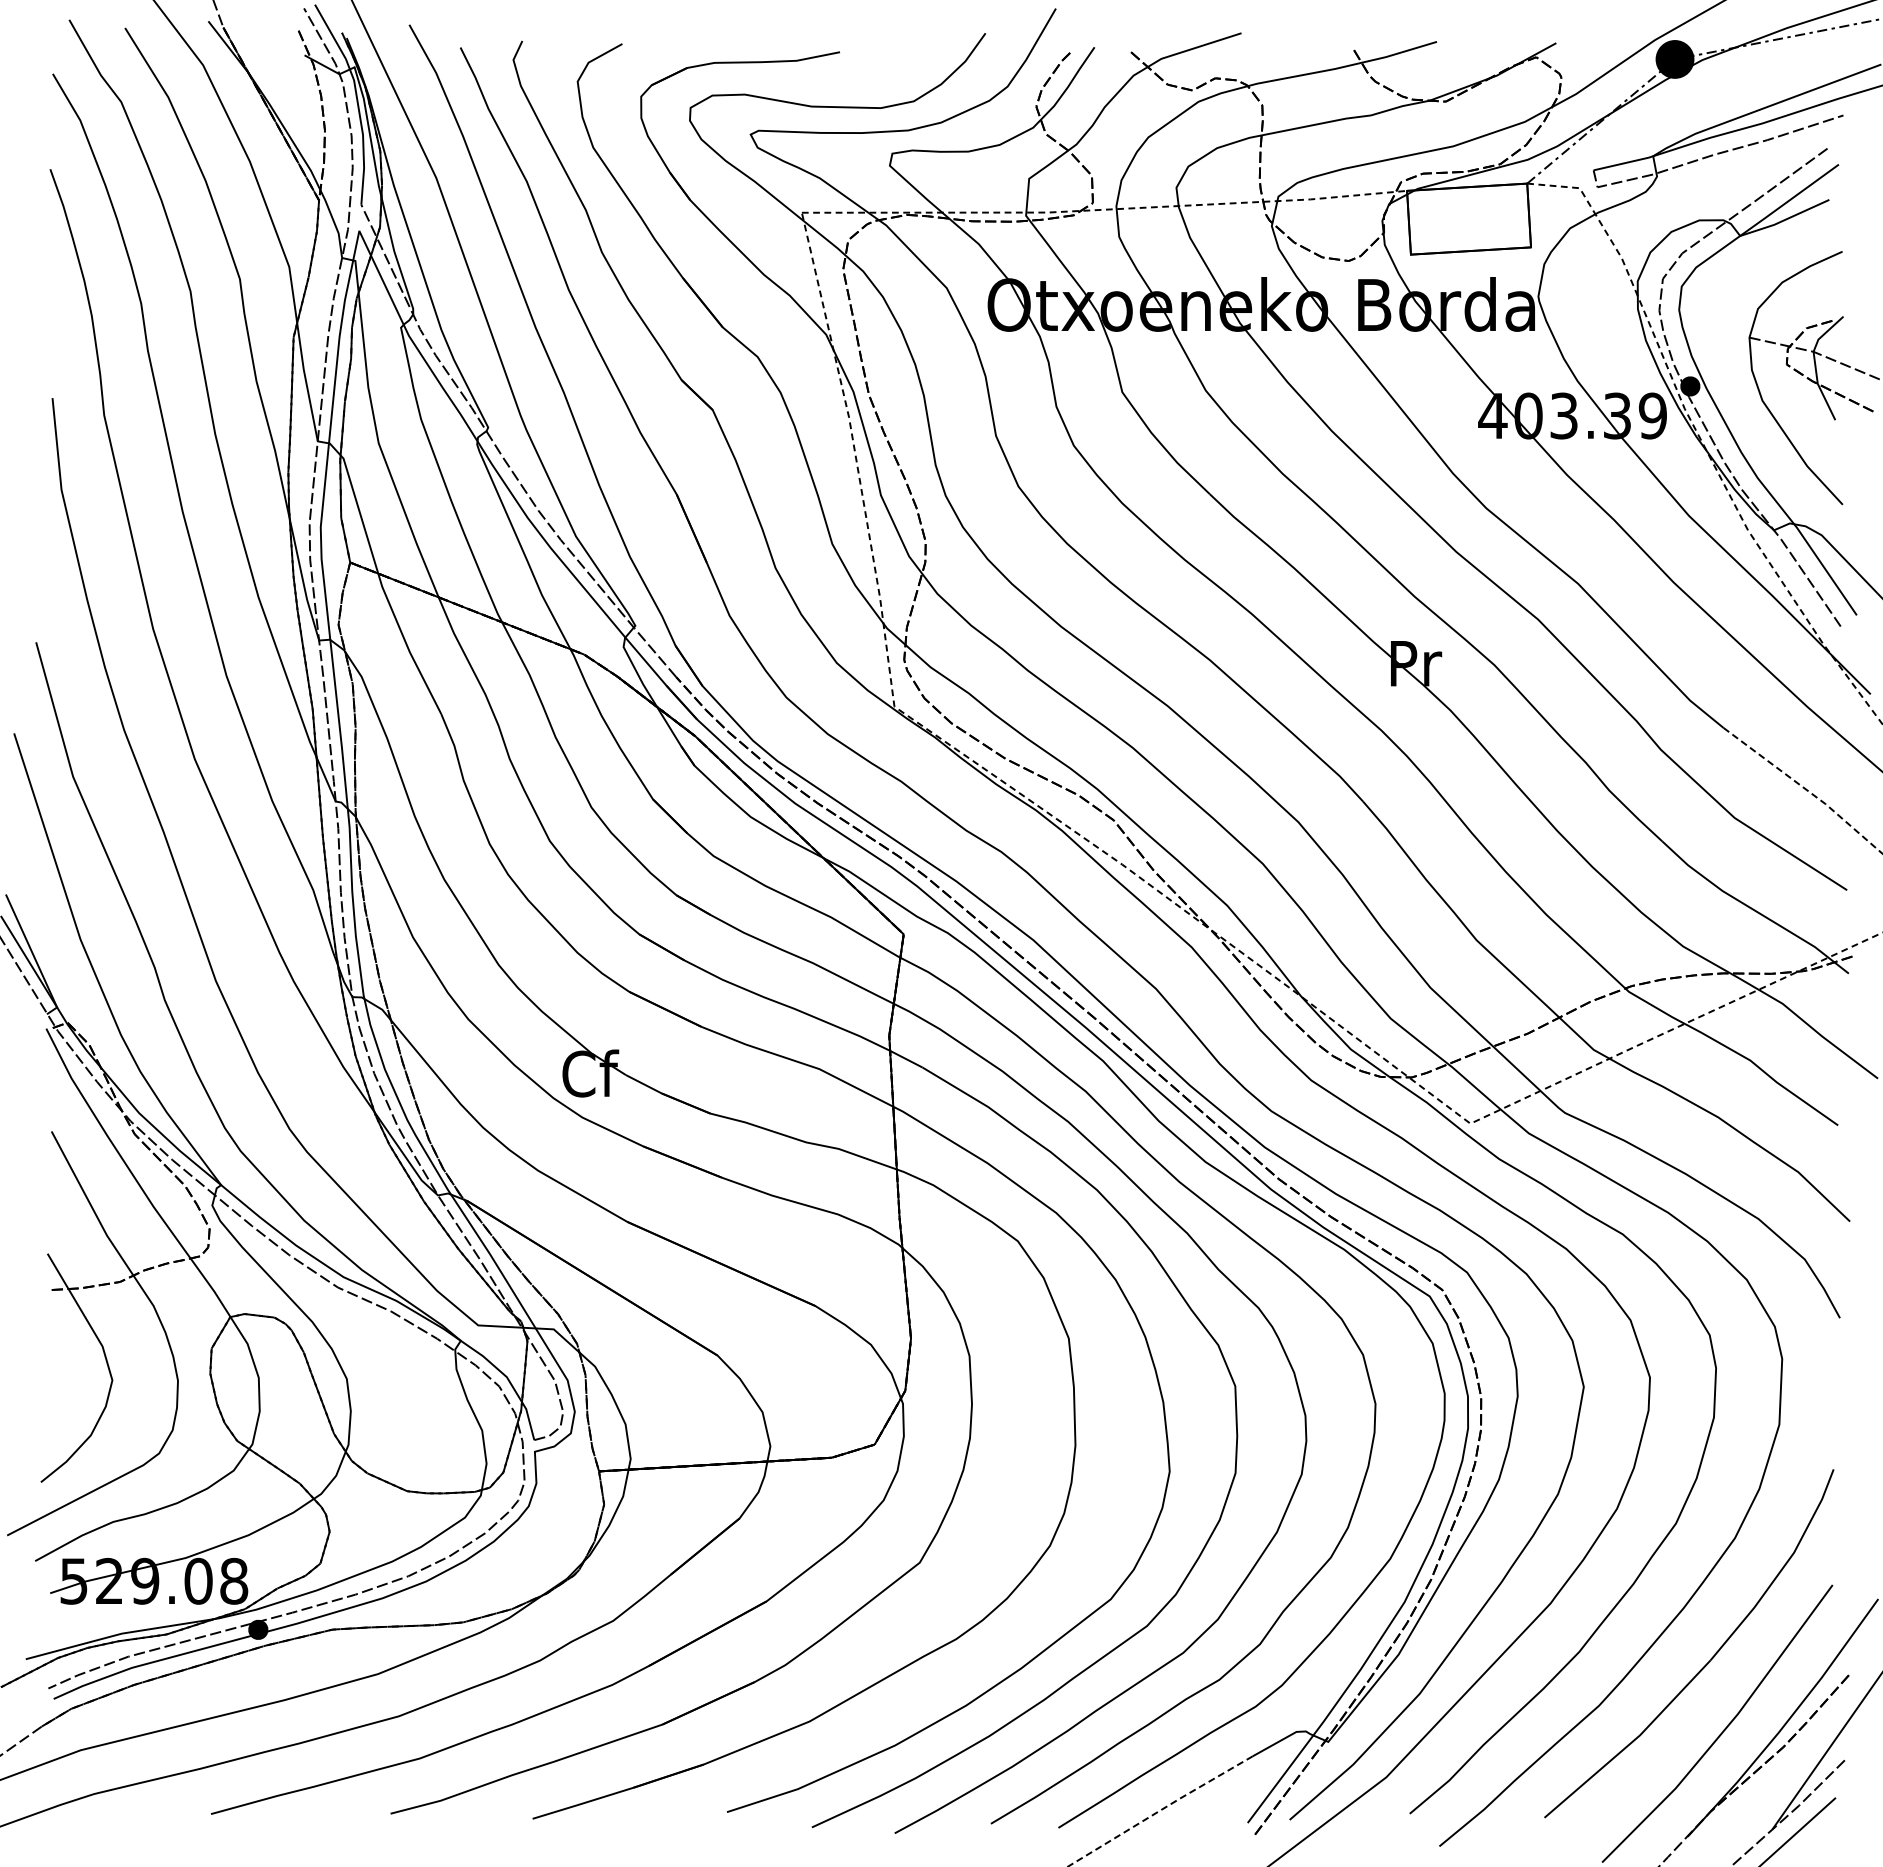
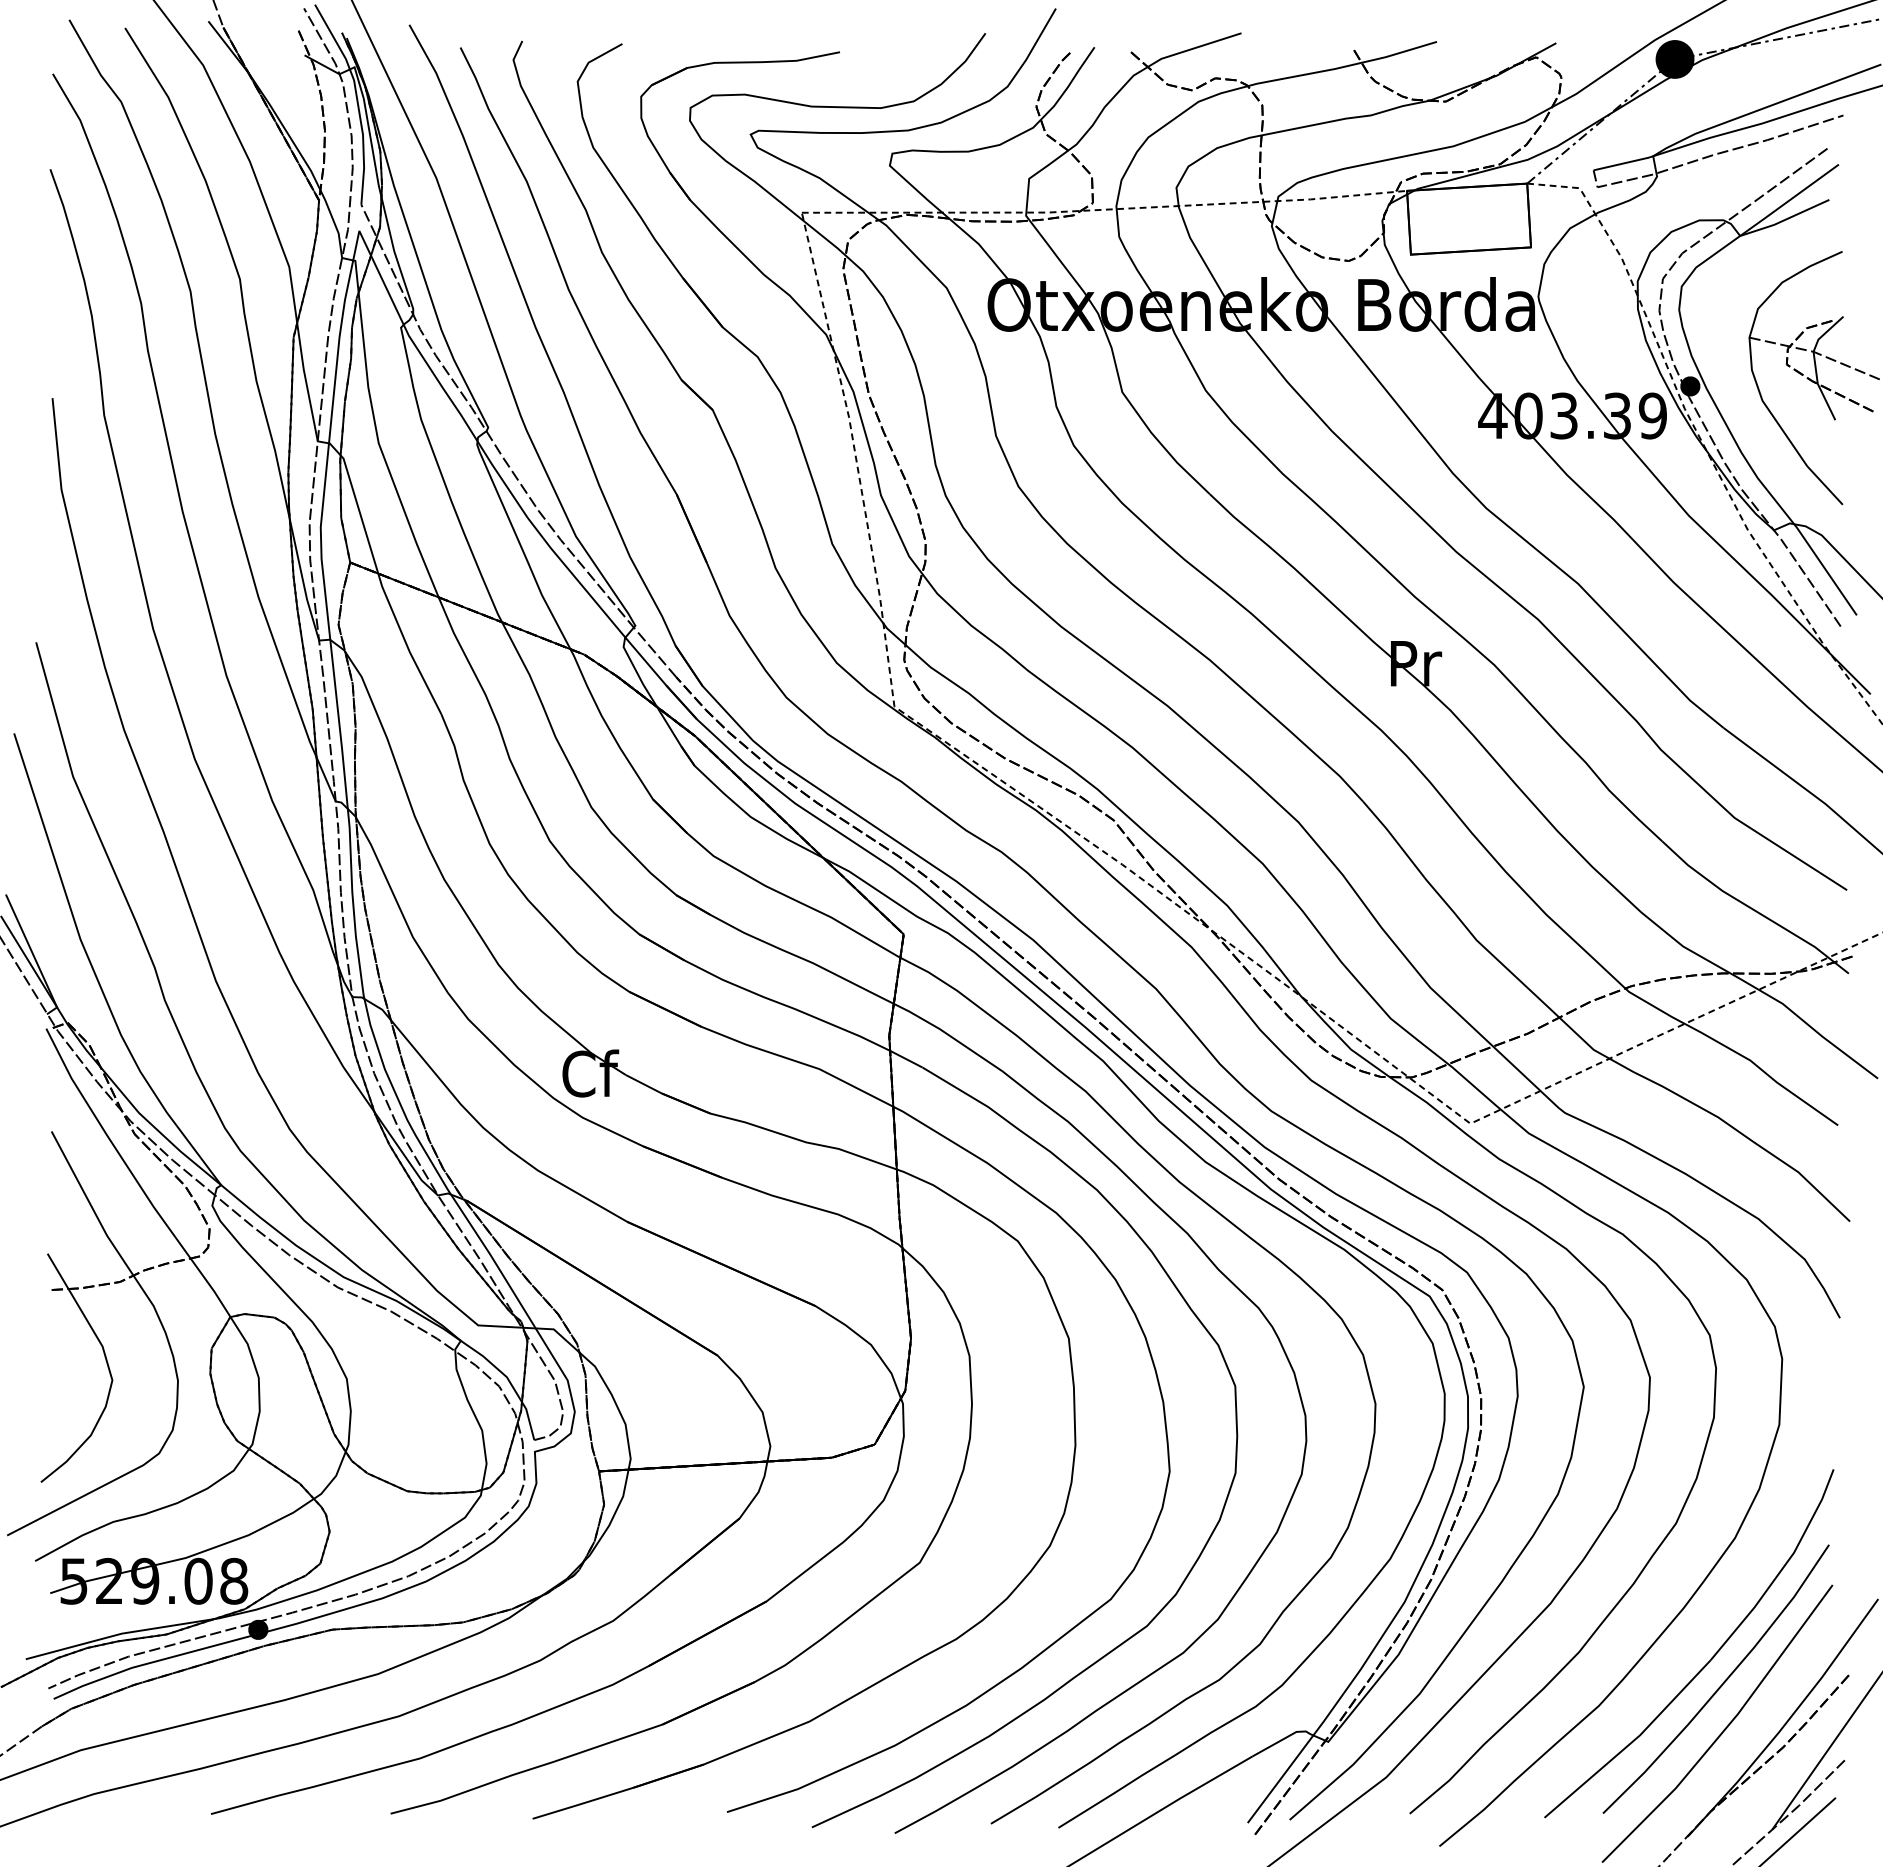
line: dashed -> solid (1805, 789)
curve: none -> present (1721, 1684)
line: dashed -> solid (1160, 1810)
